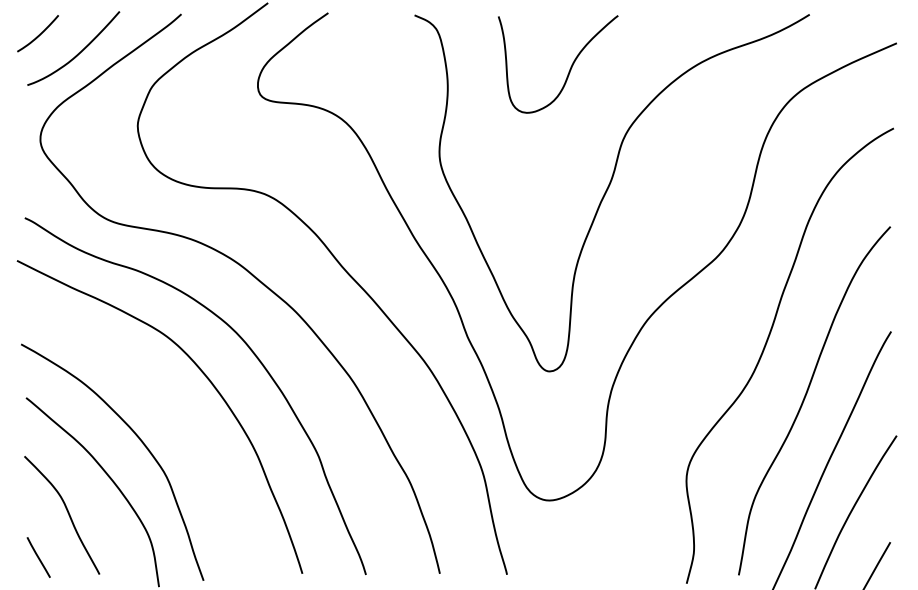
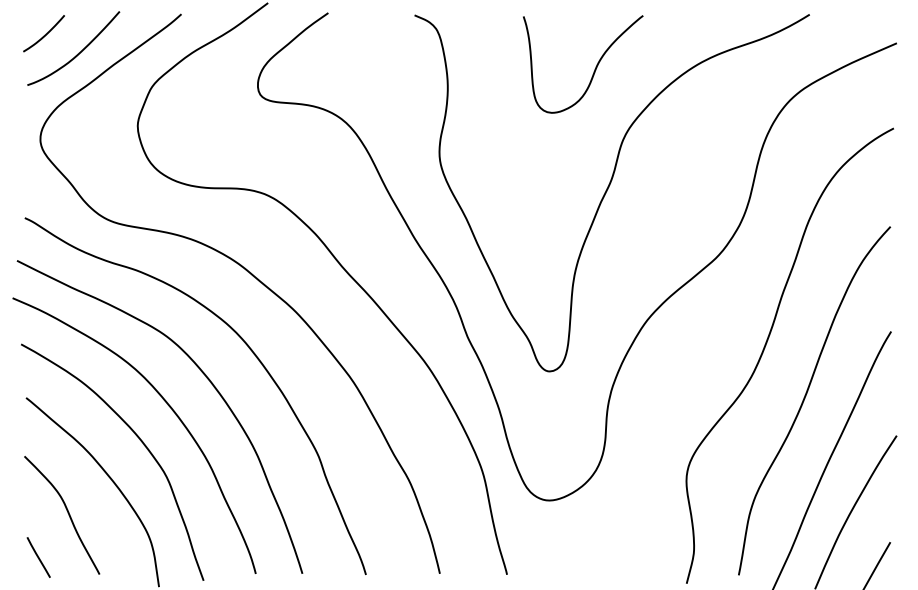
curve position: (38, 34) -> (44, 34) (44, 34)
curve position: (569, 69) -> (594, 69) (594, 69)
curve: none -> present (167, 405)
